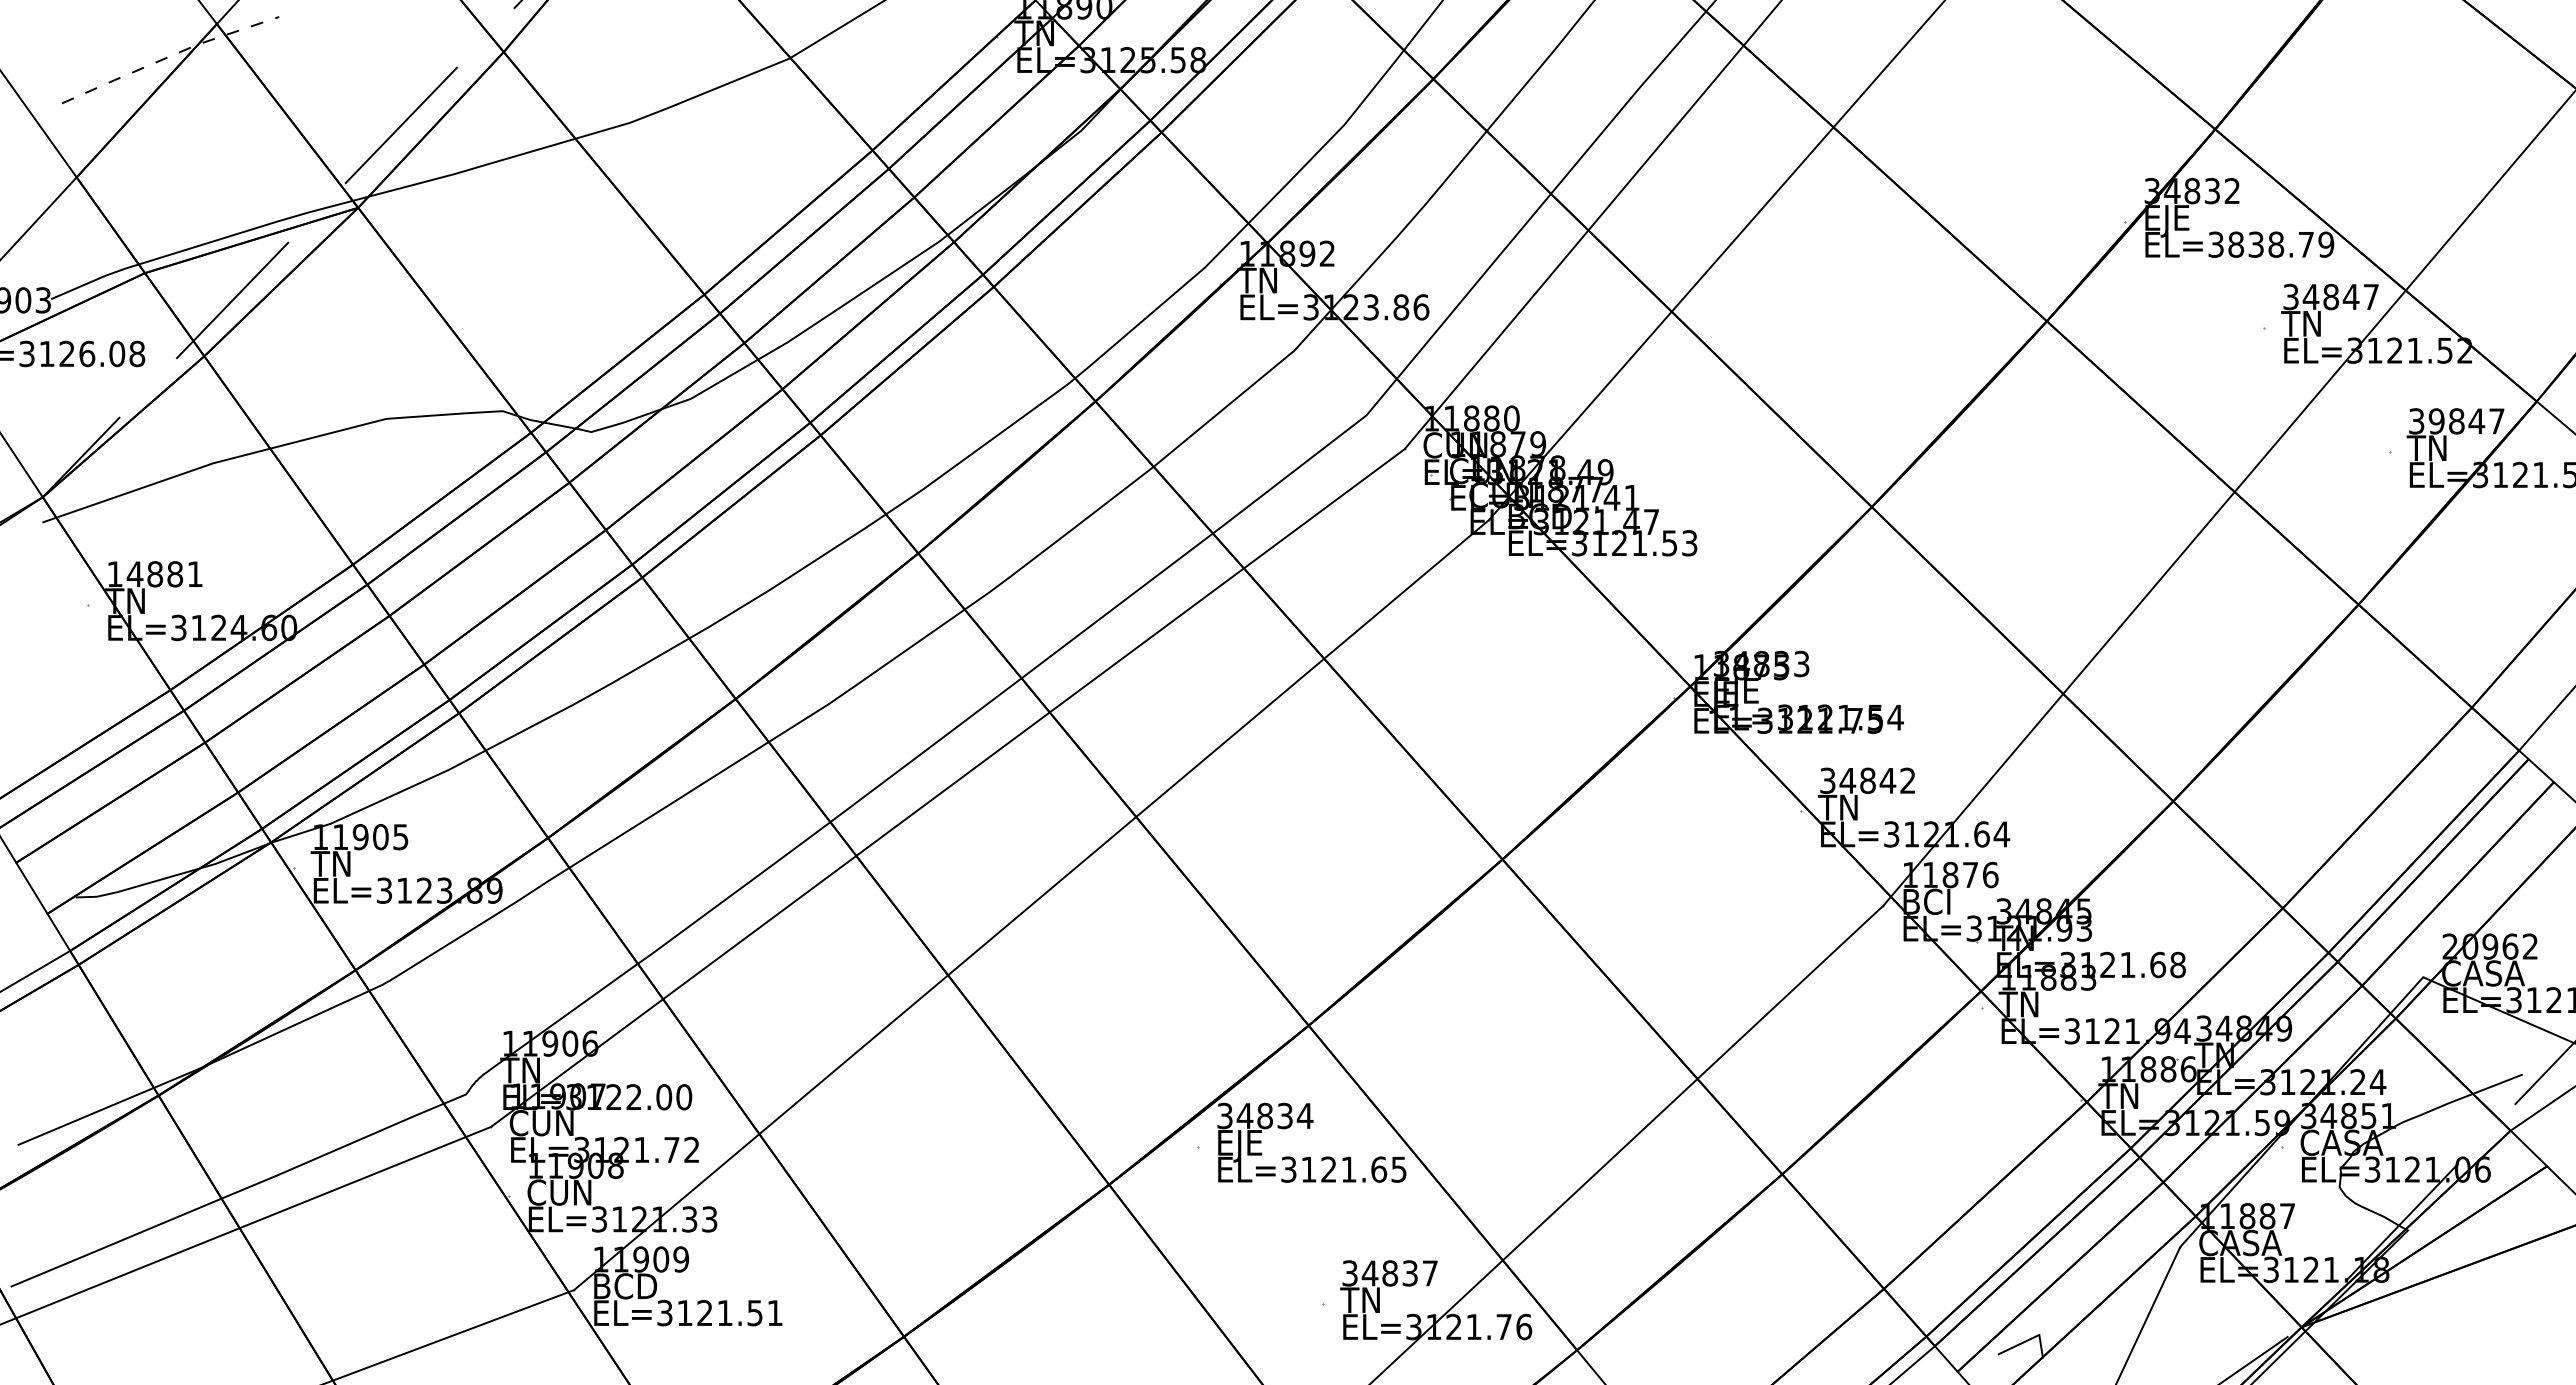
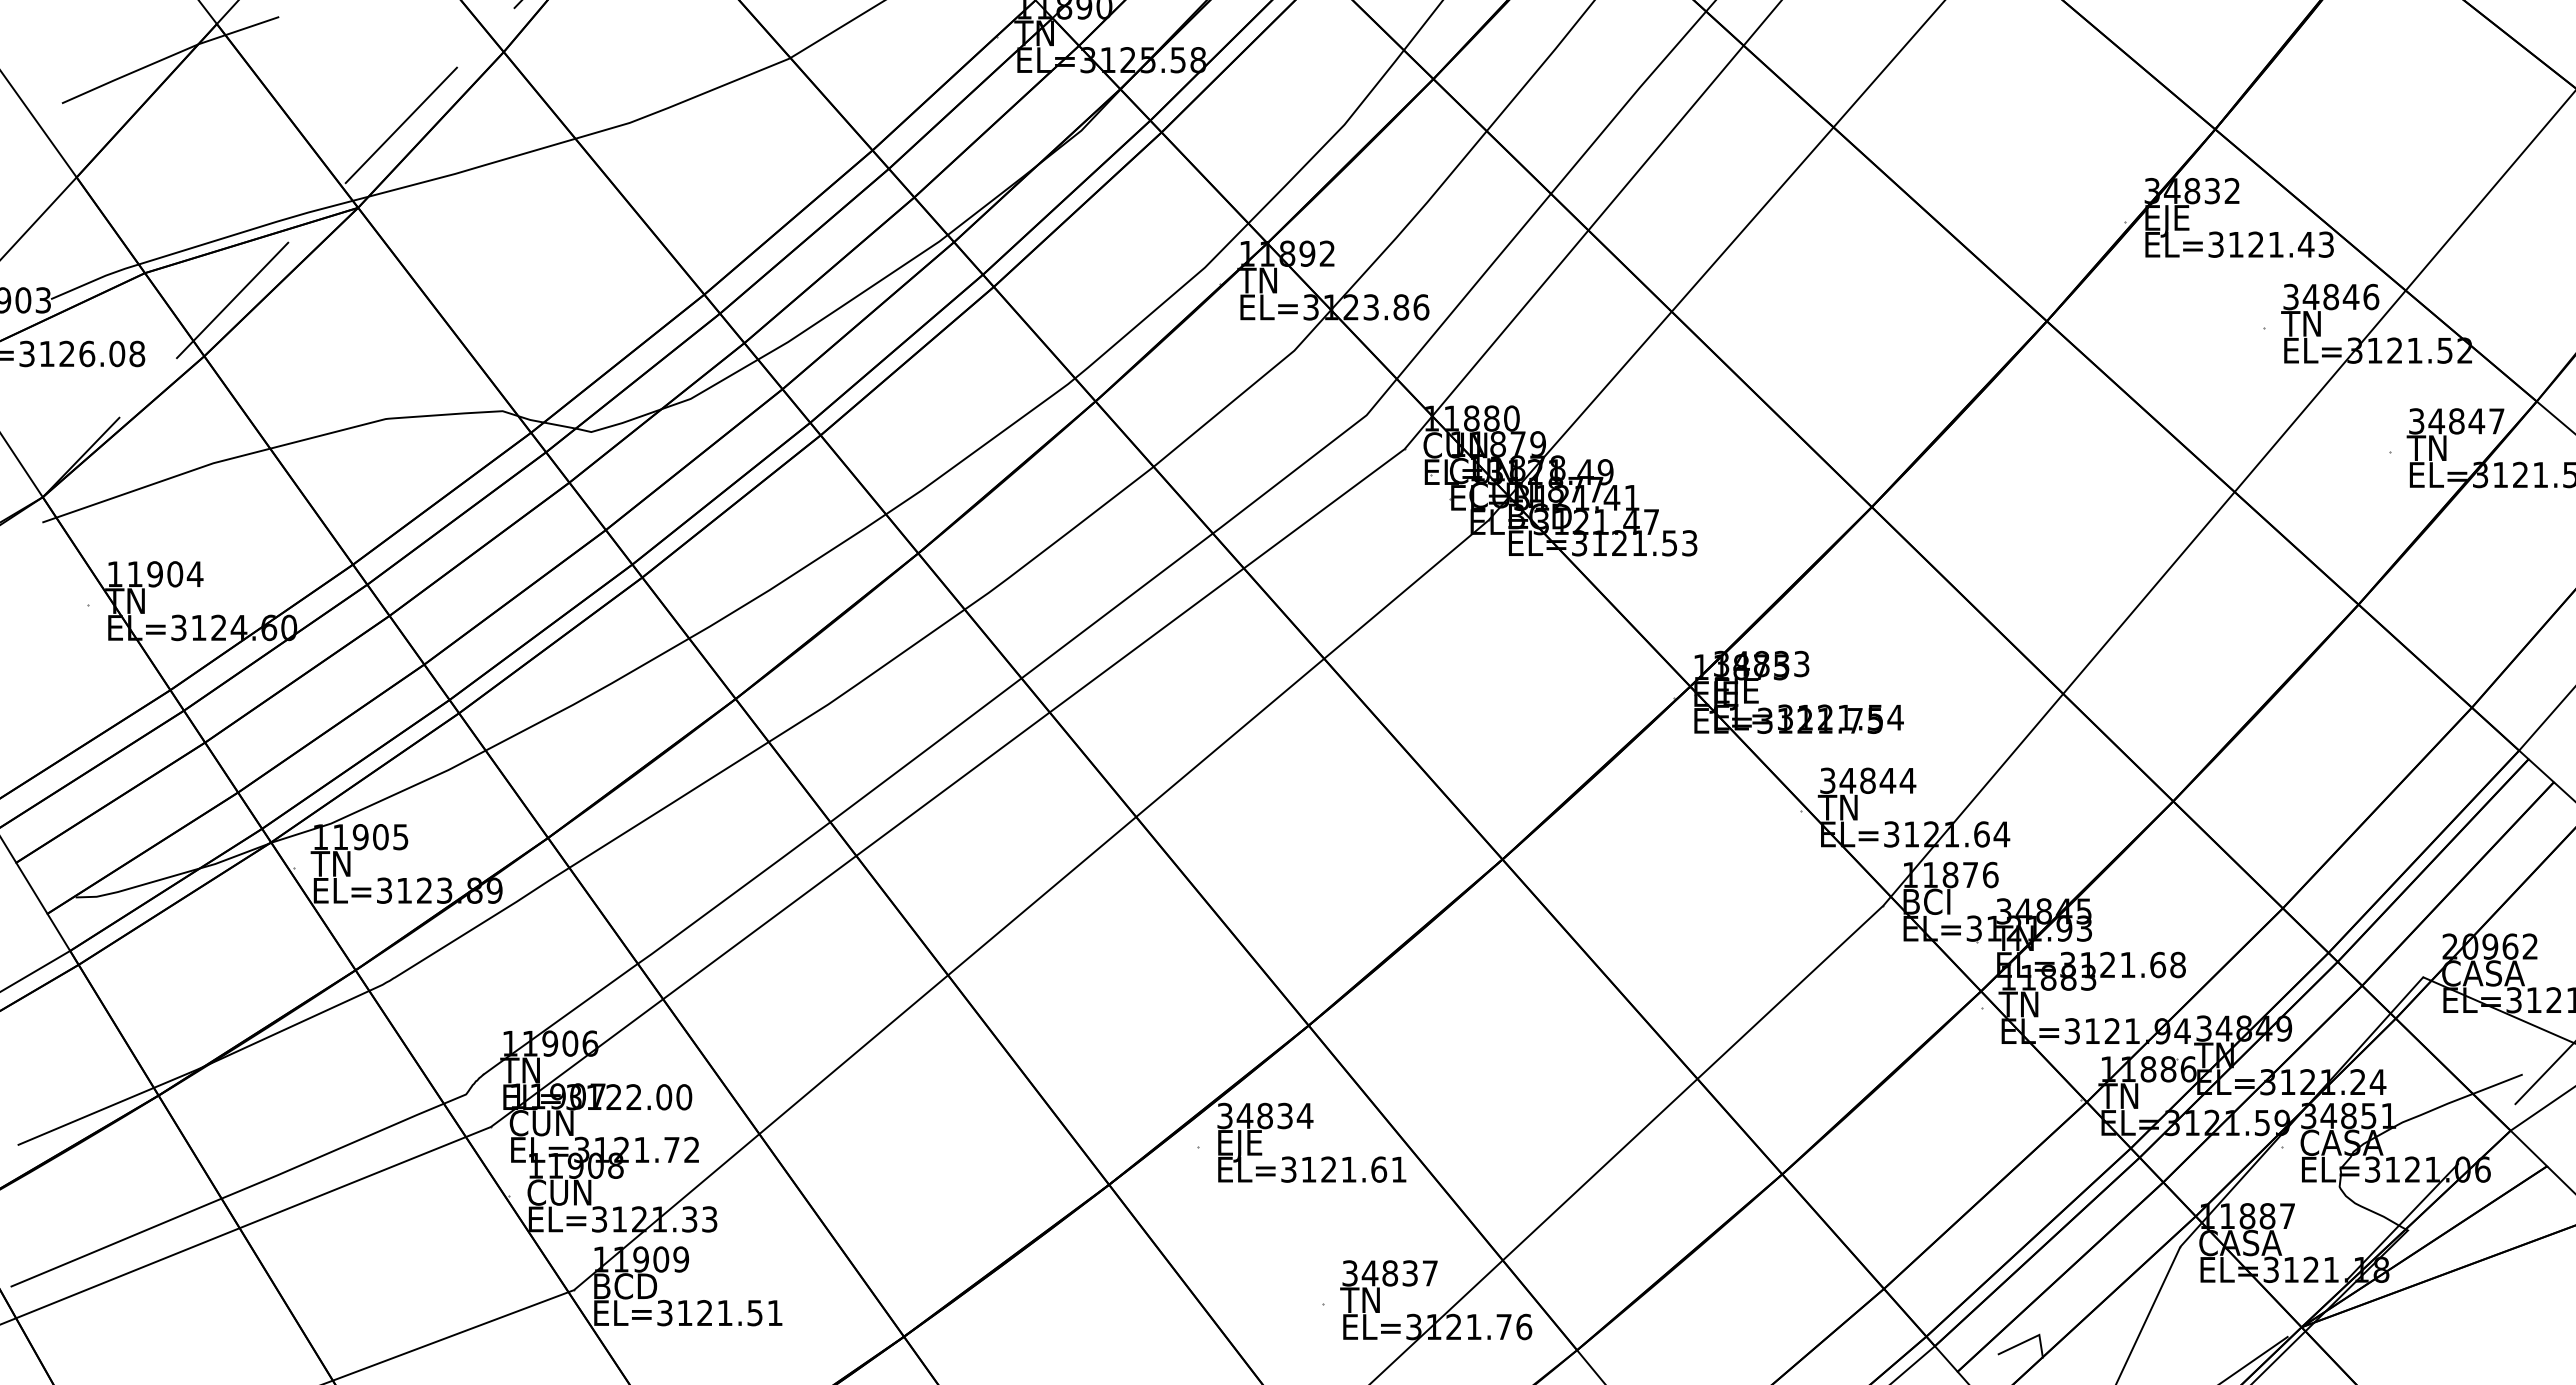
line: dashed -> solid (169, 56)
text: EL=3838.79 -> EL=3121.43 (2281, 244)
text: 34847 -> 34846 (2371, 296)
text: 39847 -> 34847 (2436, 421)
text: 14881 -> 11904 (164, 574)
text: 34842 -> 34844 (1907, 780)
text: EL=3121.65 -> EL=3121.61 (1398, 1169)
